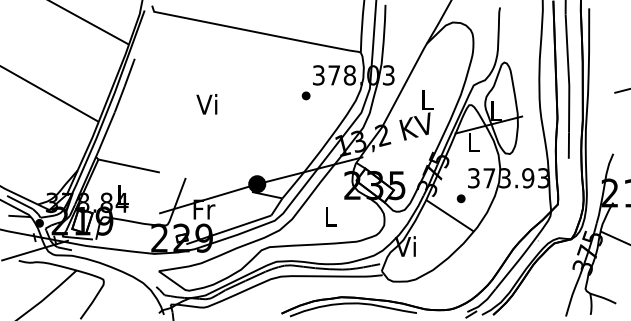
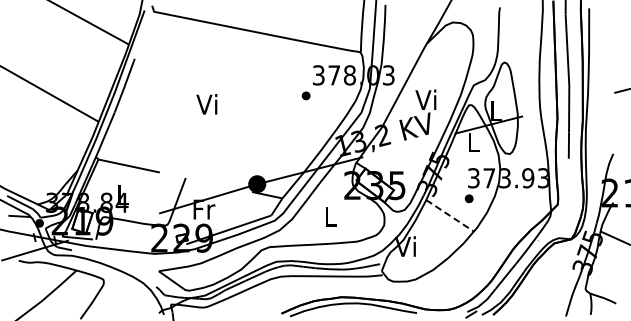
text: L -> Vi (425, 99)
part position: (460, 198) -> (468, 198) (468, 198)
line: solid -> dashed (450, 215)
